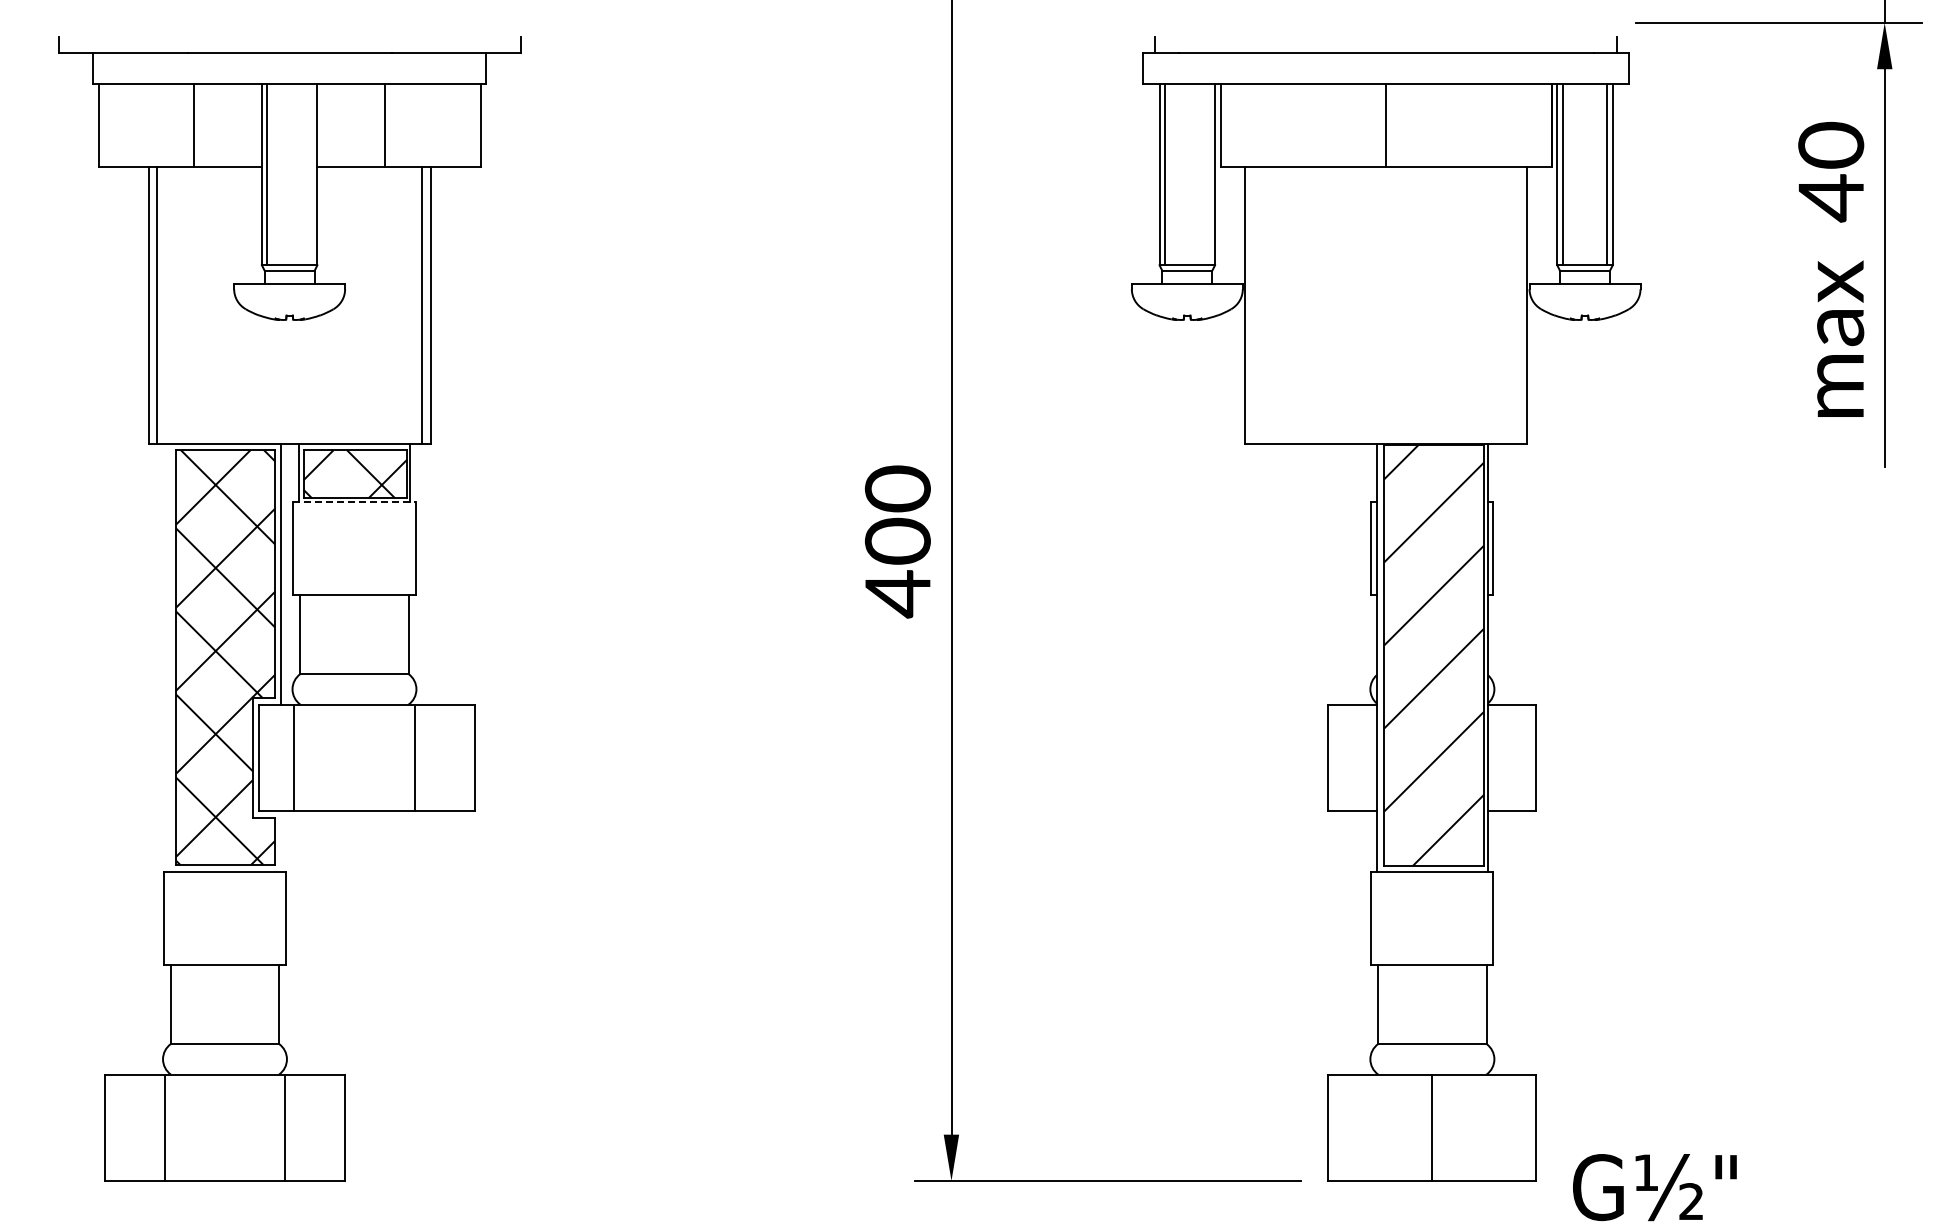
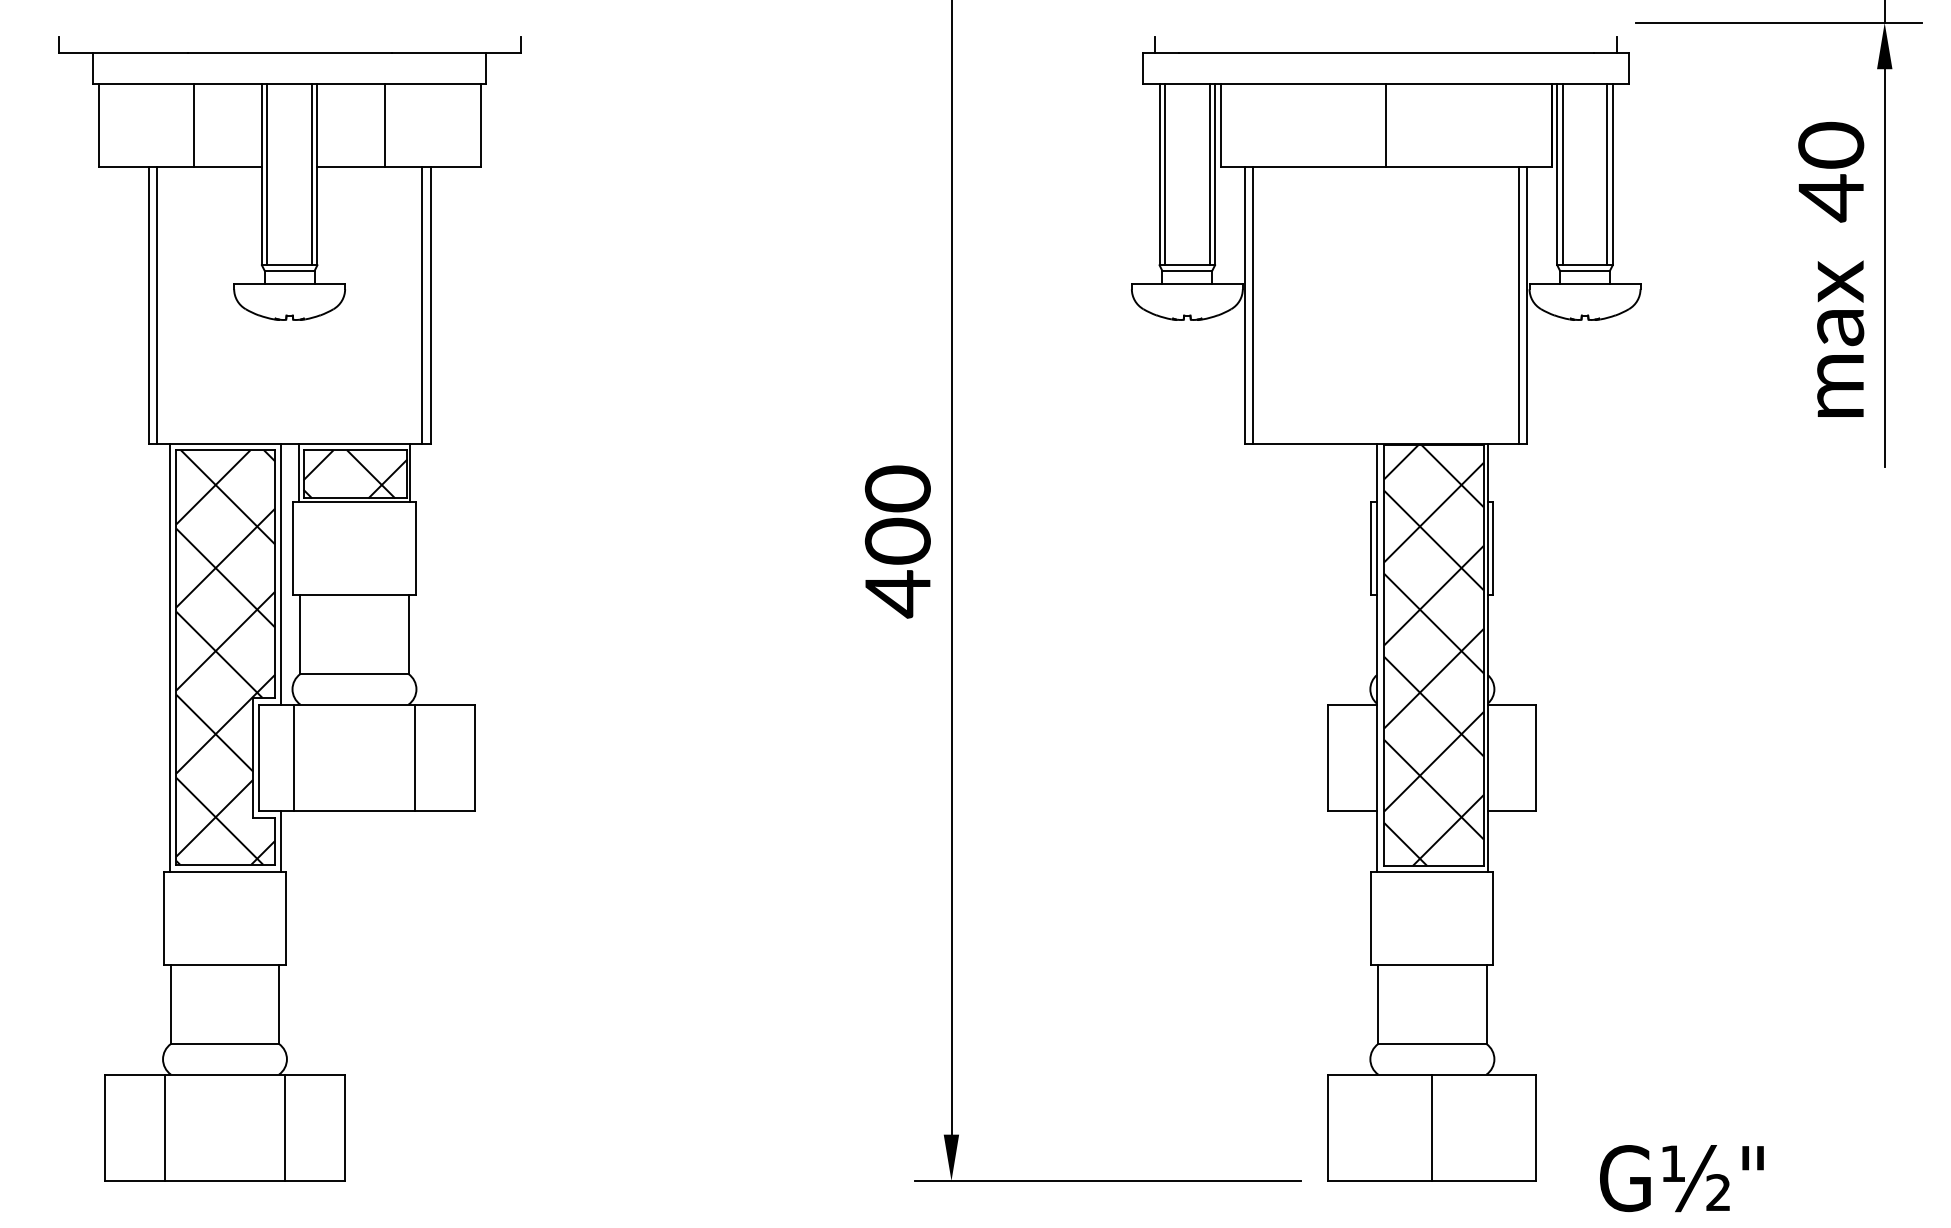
line: none -> present (311, 174)
line: none -> present (1209, 174)
line: none -> present (1253, 305)
line: none -> present (1518, 305)
line: dashed -> solid (354, 502)
hatch: none -> present (1433, 655)
line: none -> present (169, 657)
line: none -> present (280, 841)
text position: (1654, 1187) -> (1681, 1178) (1681, 1178)
